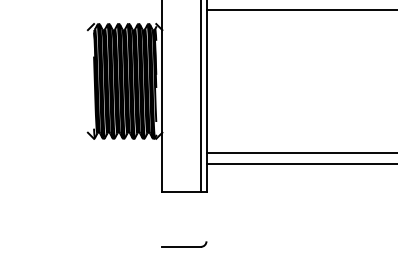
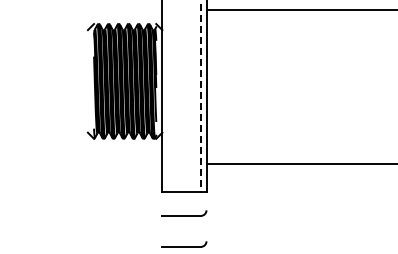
line: solid -> dashed (200, 95)
line: present -> none (300, 153)
part: none -> present (184, 213)
